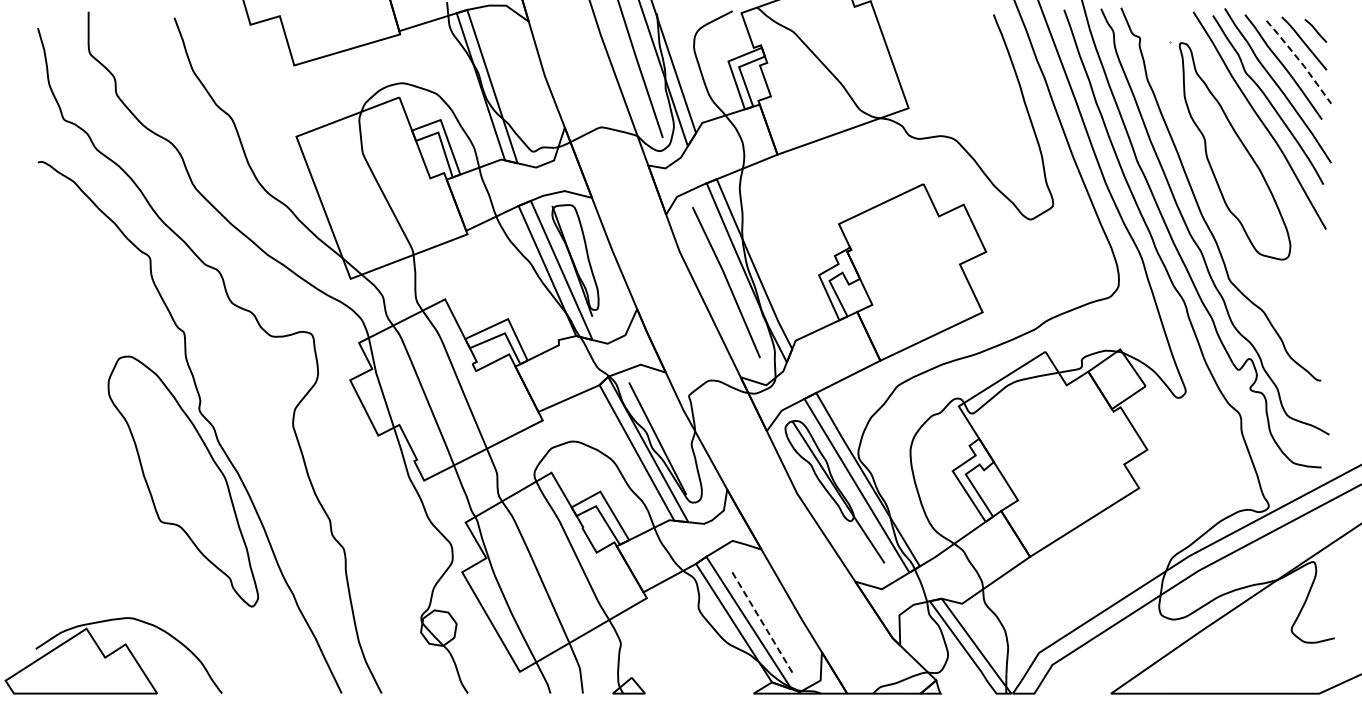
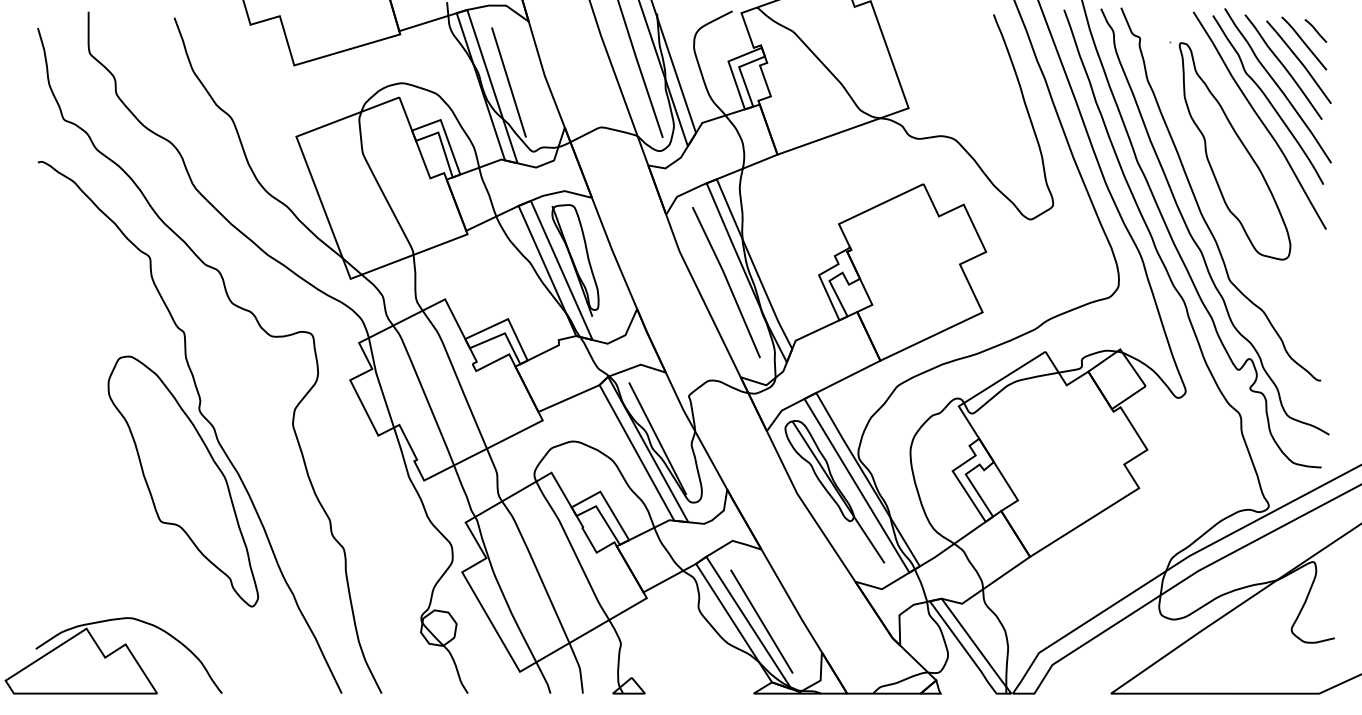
line: dashed -> solid (1300, 61)
line: none -> present (508, 82)
line: dashed -> solid (761, 621)
